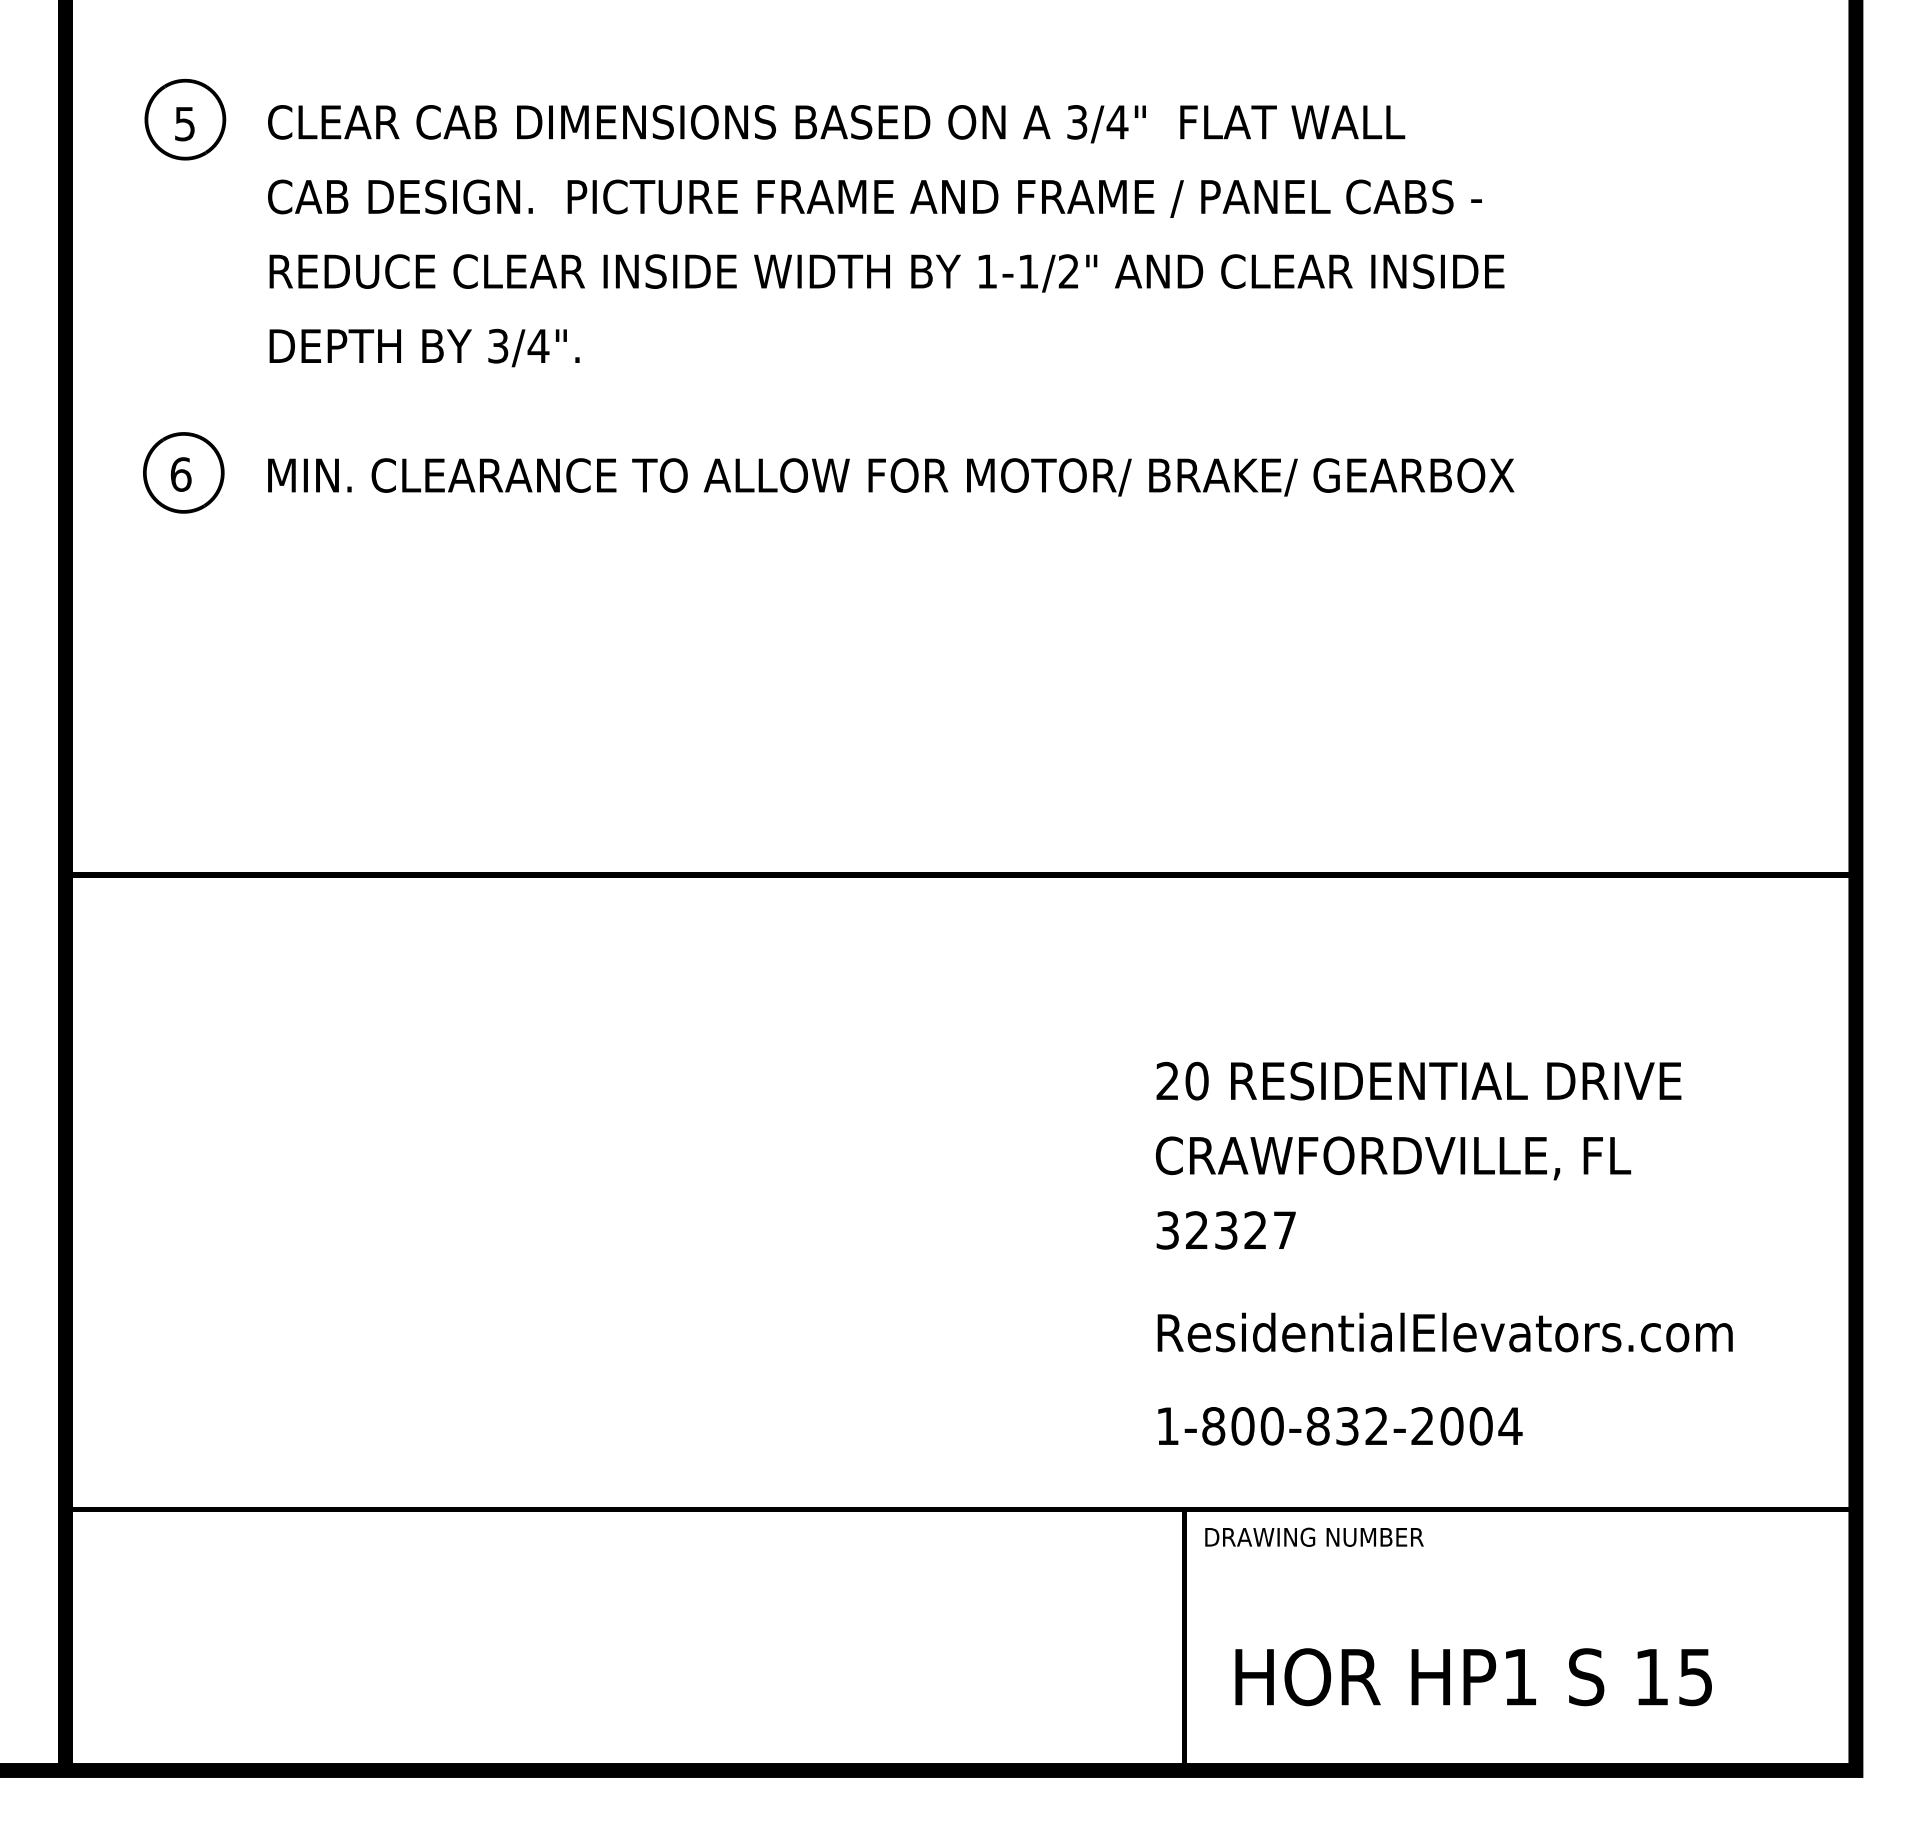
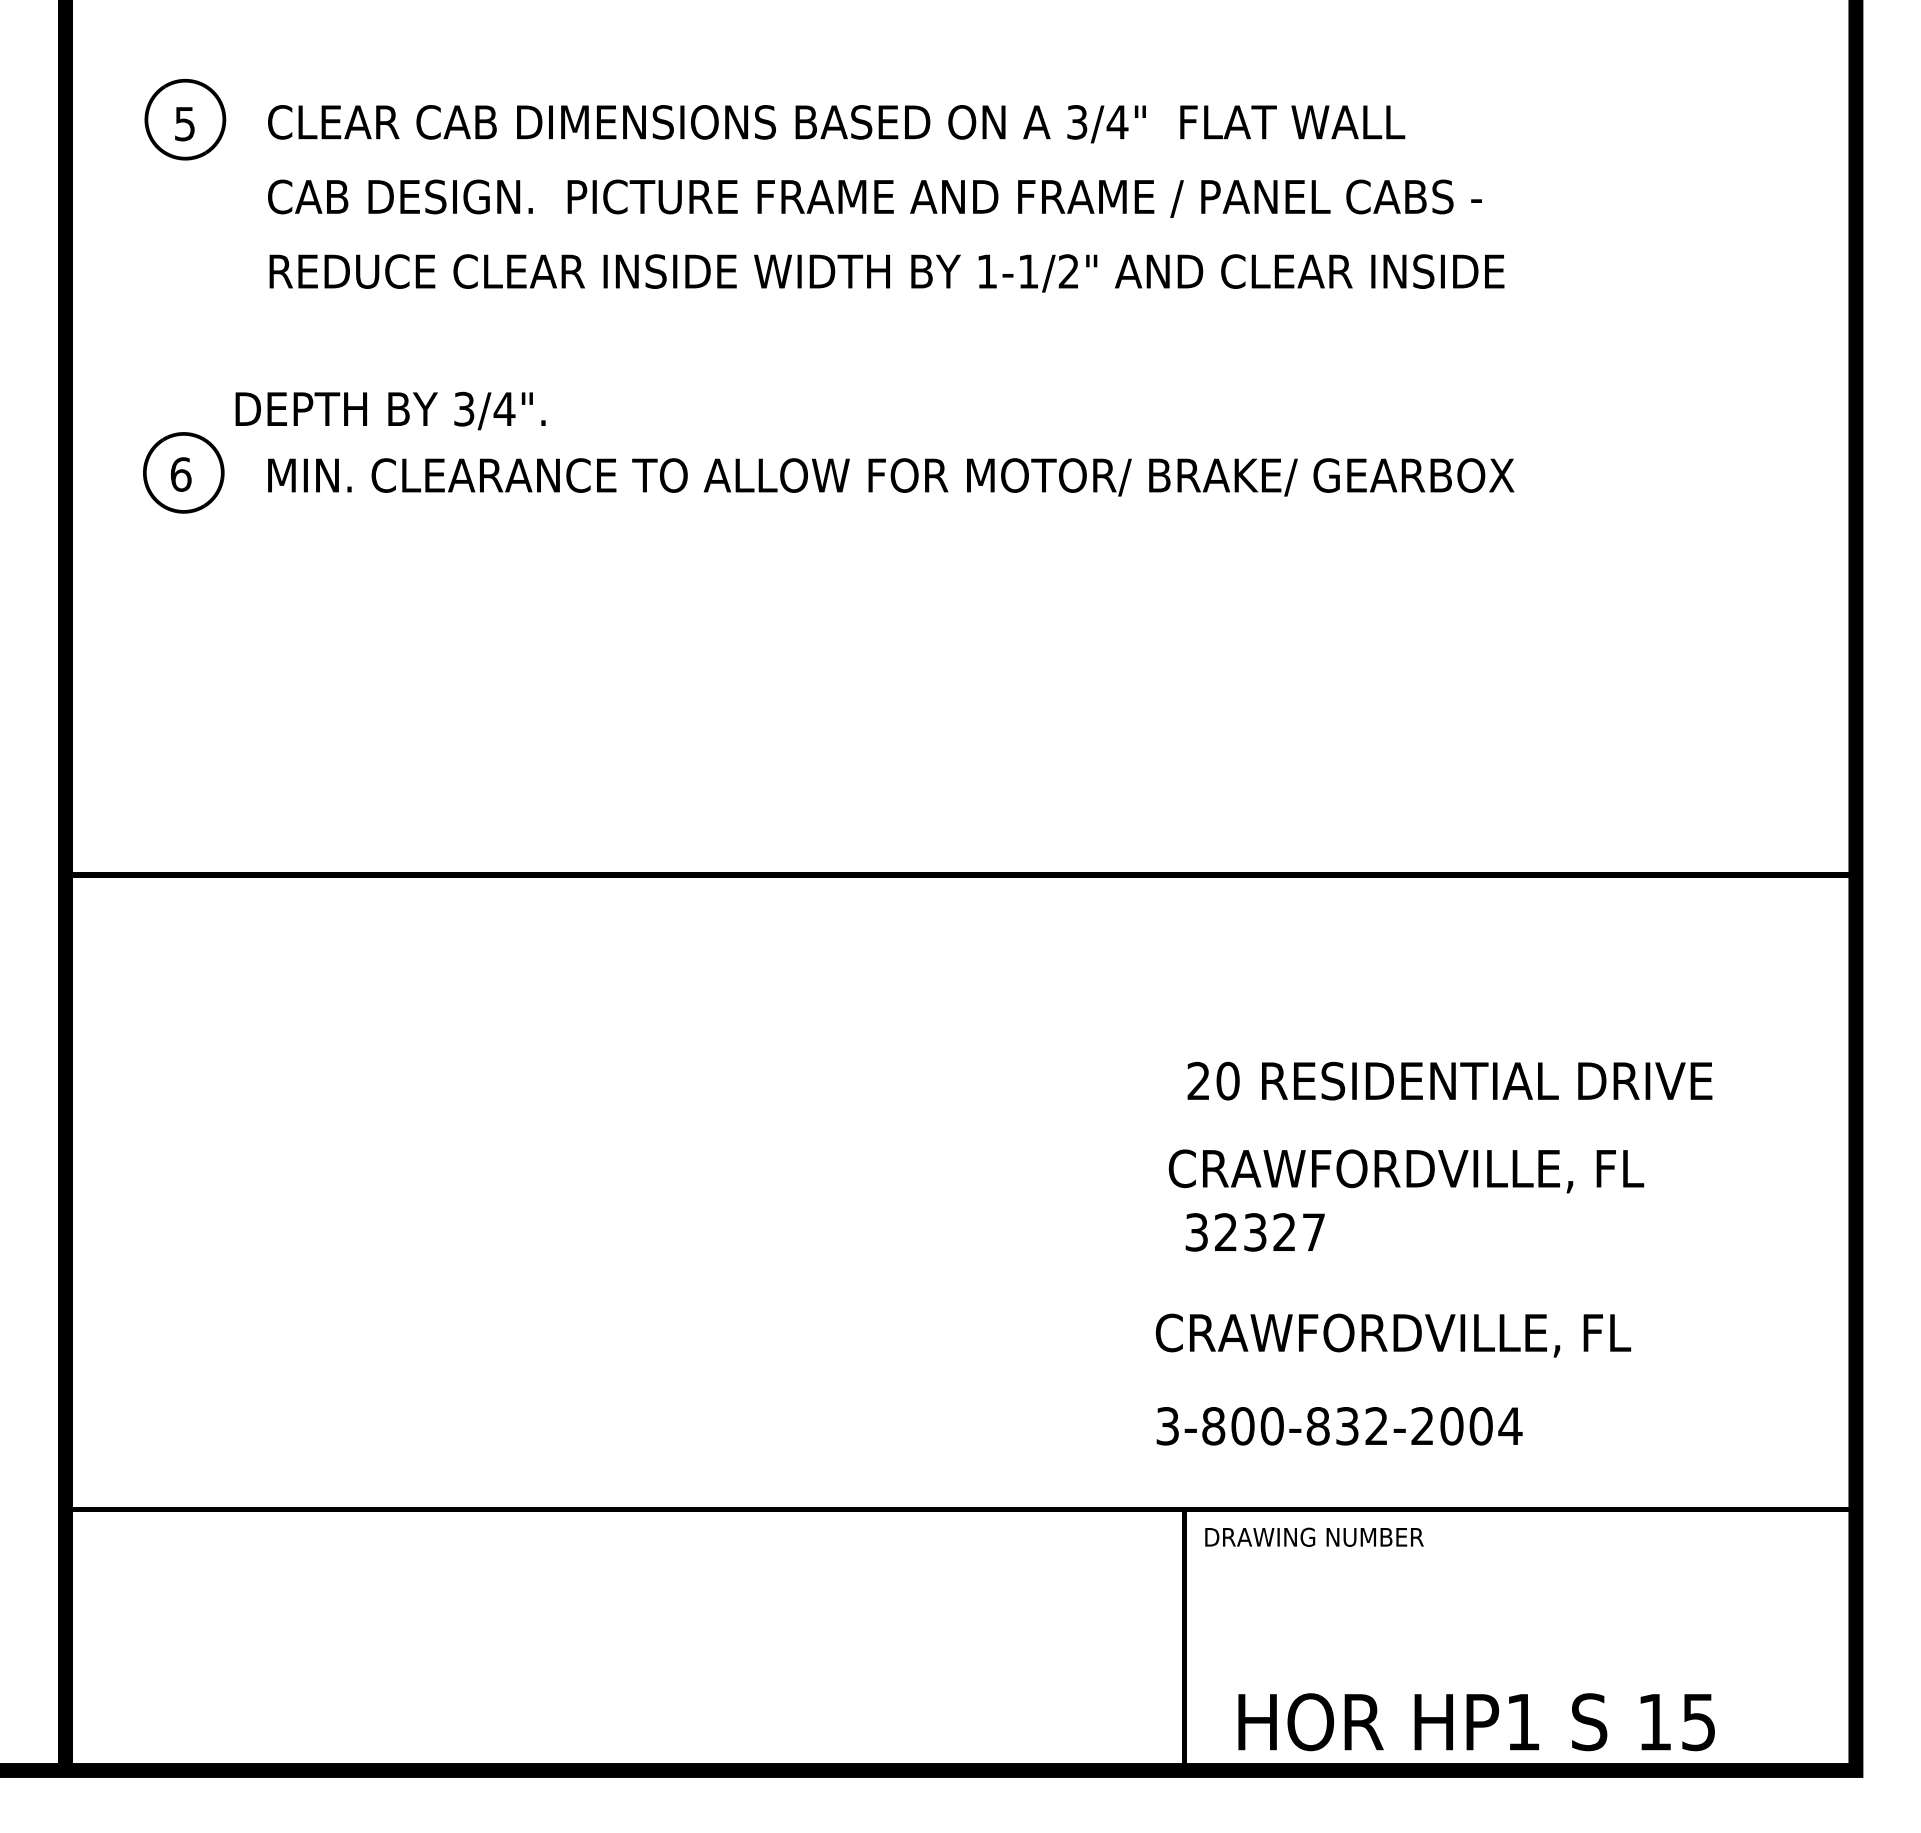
text position: (424, 347) -> (390, 410) (390, 410)
text position: (1418, 1080) -> (1449, 1080) (1449, 1080)
text position: (1393, 1158) -> (1406, 1171) (1406, 1171)
text position: (1225, 1230) -> (1254, 1232) (1254, 1232)
text: ResidentialElevators.com -> CRAWFORDVILLE, FL (1443, 1334)
text: 1-800-832-2004 -> 3-800-832-2004 (1167, 1426)
text position: (1473, 1677) -> (1476, 1722) (1476, 1722)
